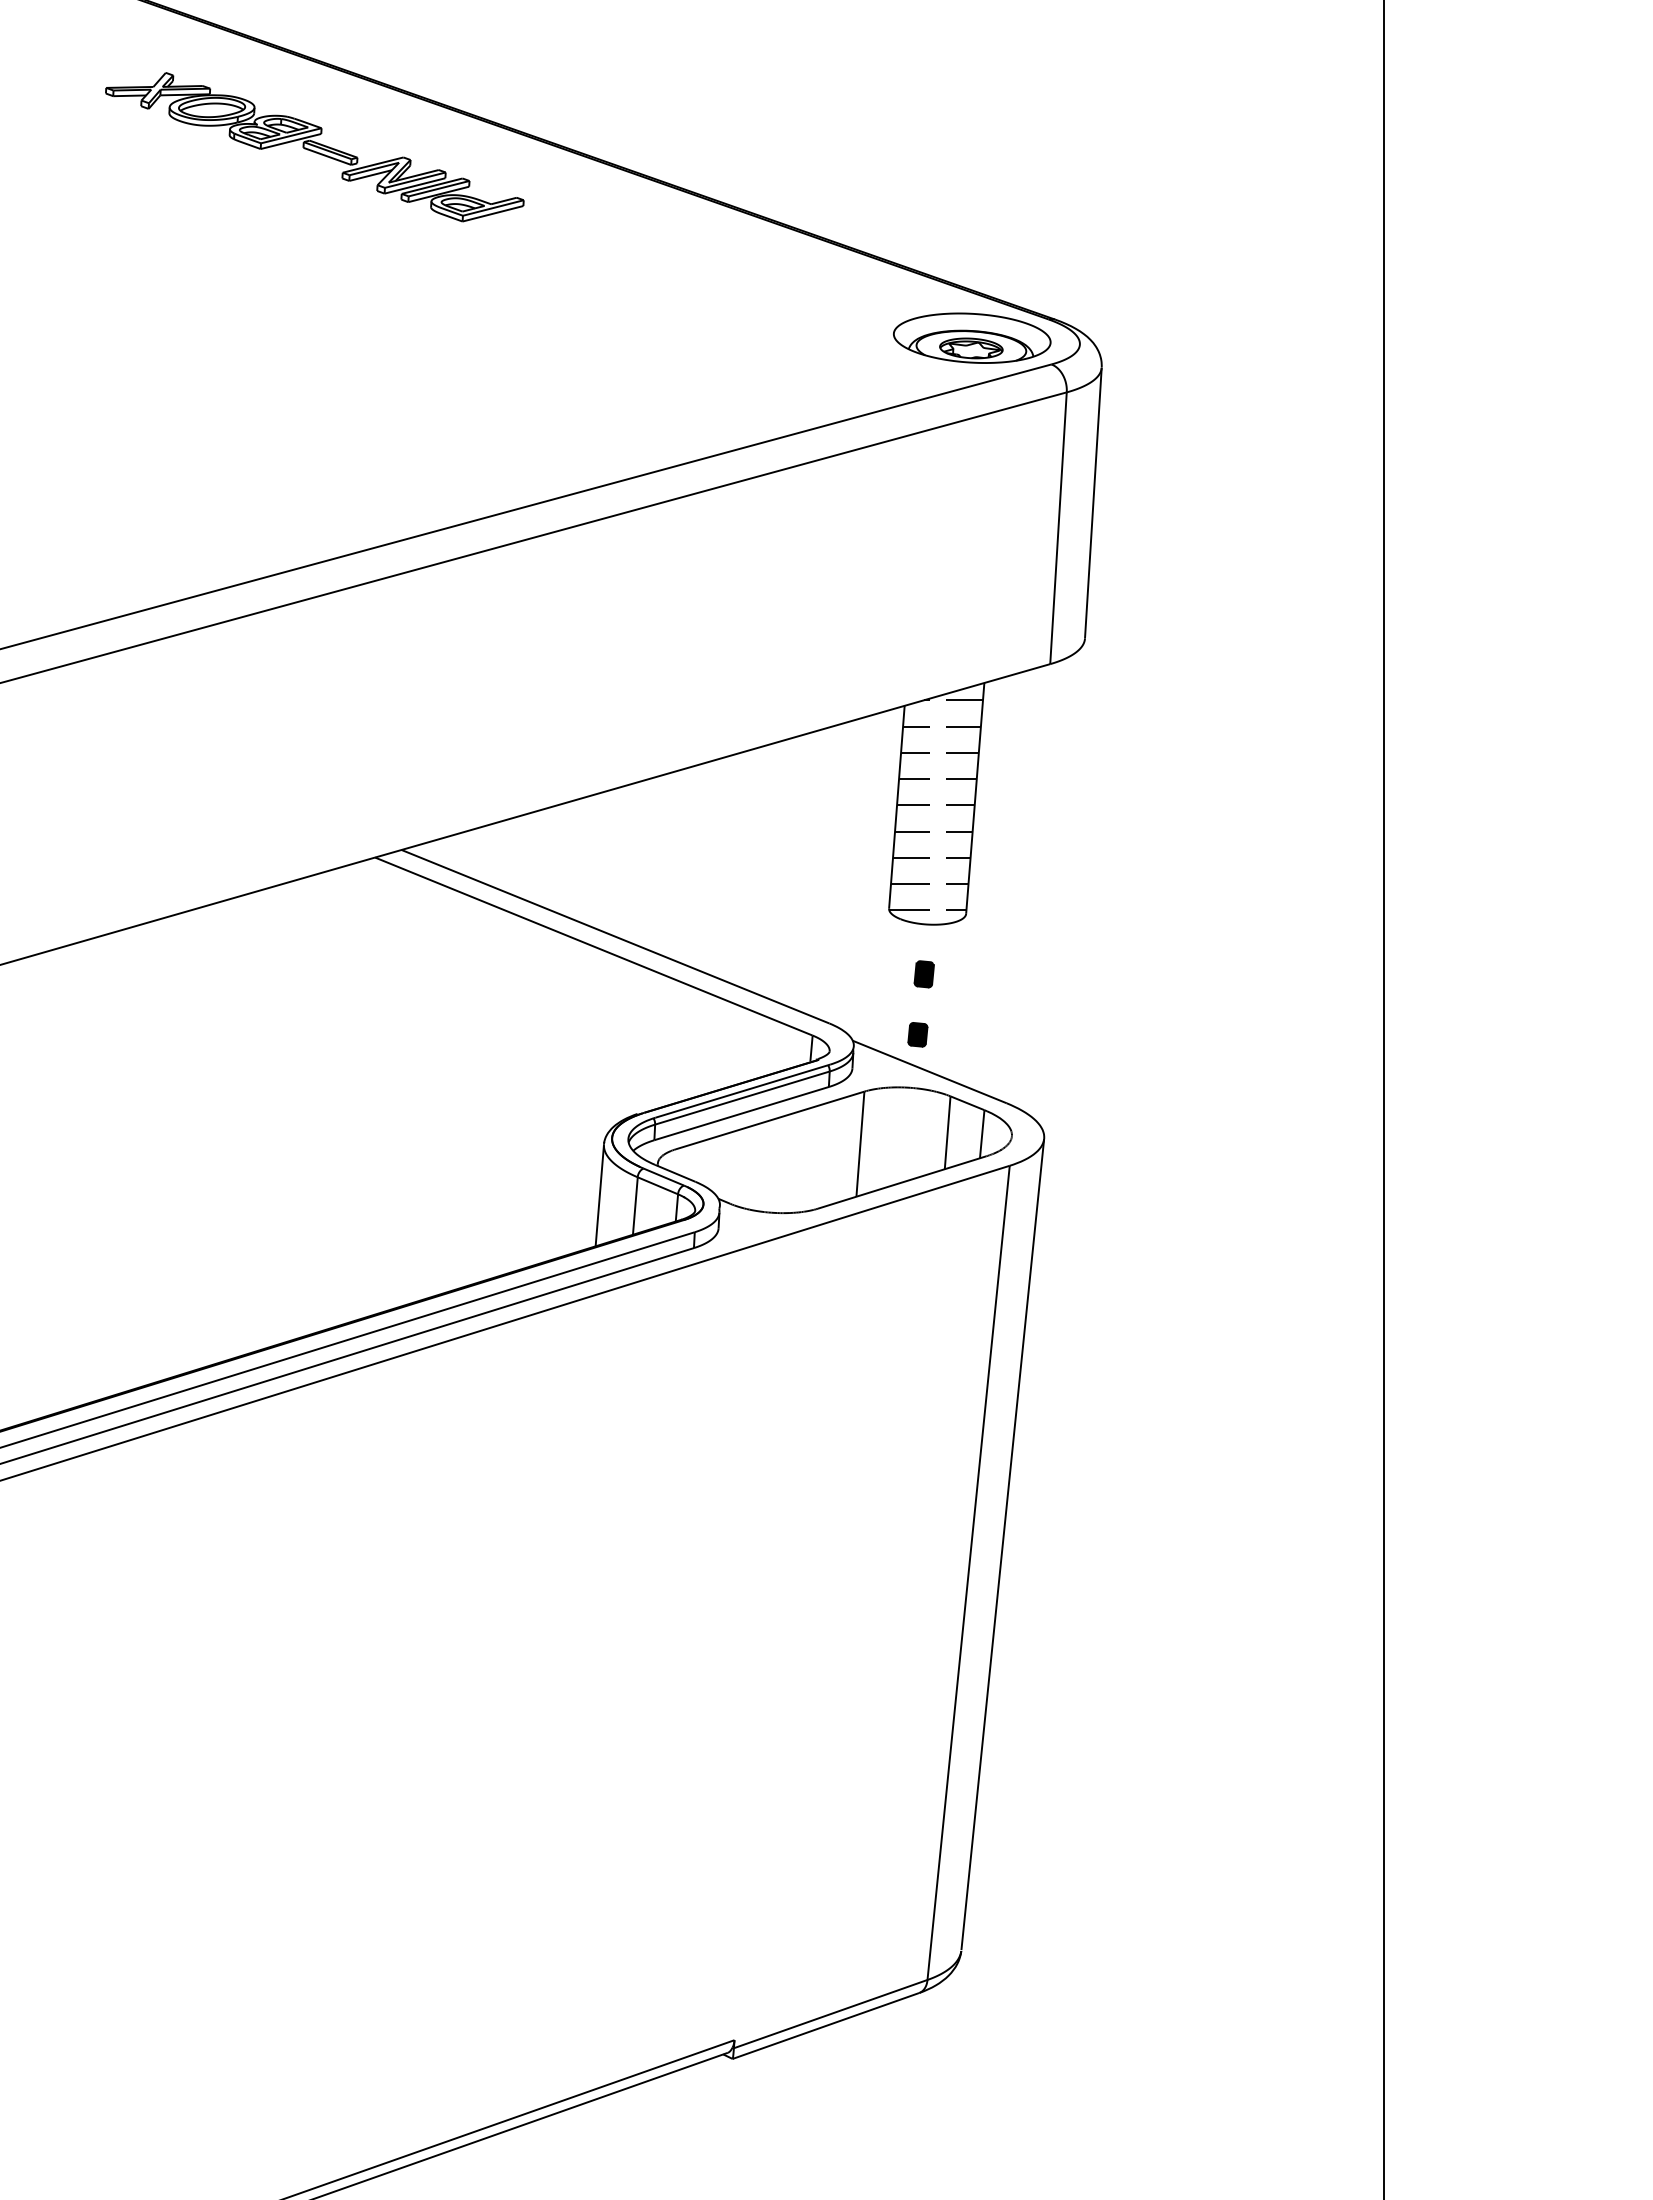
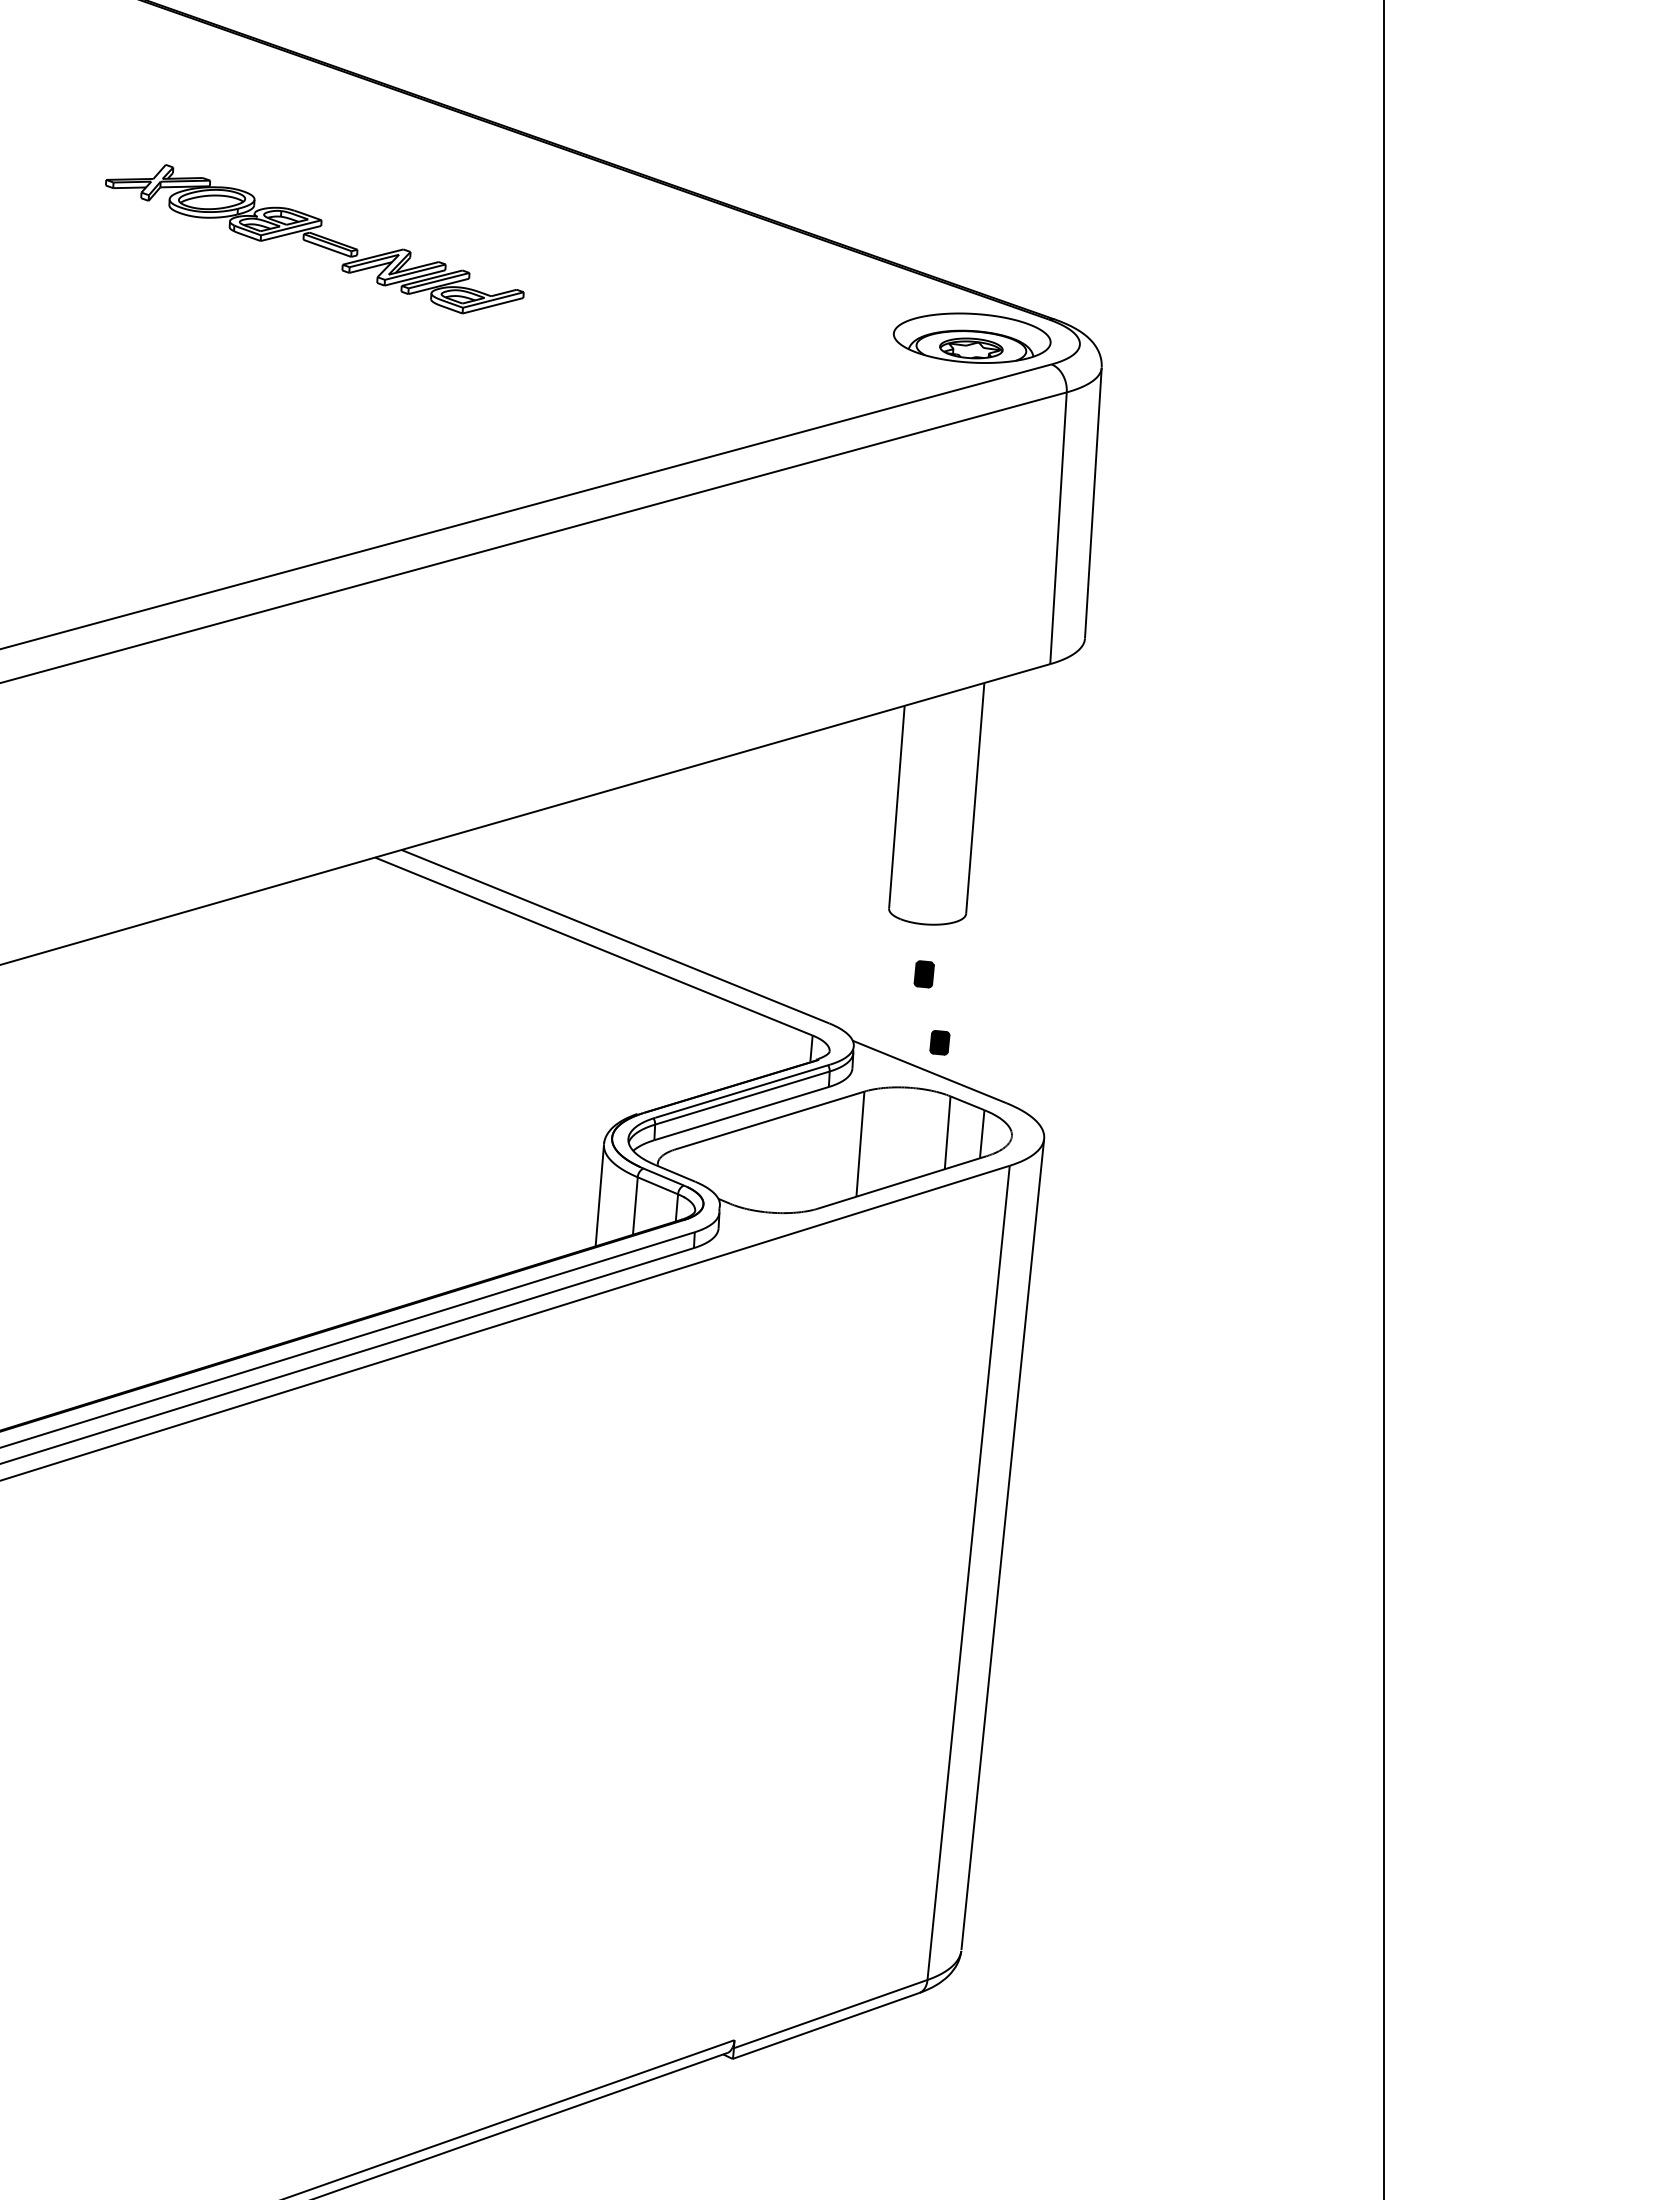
part position: (314, 147) -> (314, 239) (314, 239)
hatch: present -> none (936, 805)
part position: (917, 1034) -> (939, 1042) (939, 1042)
